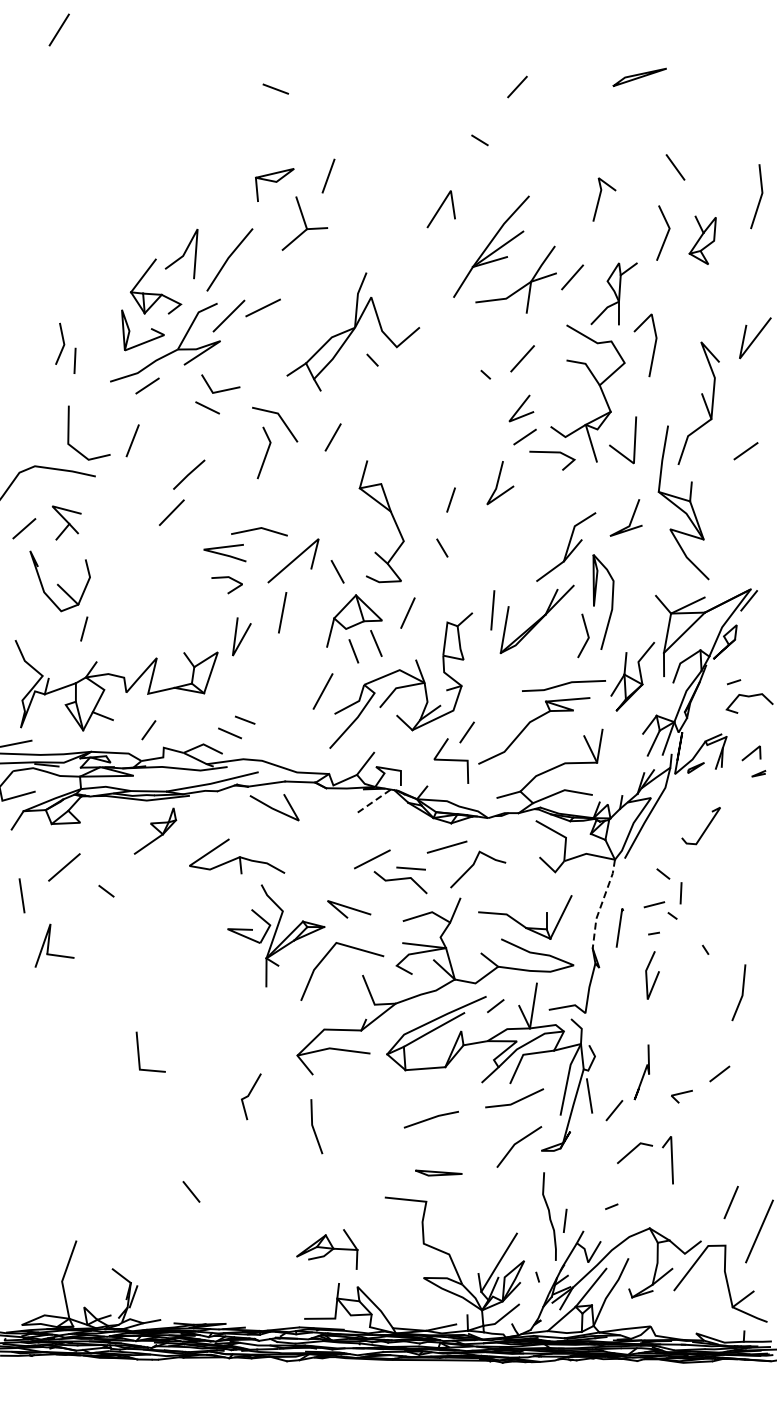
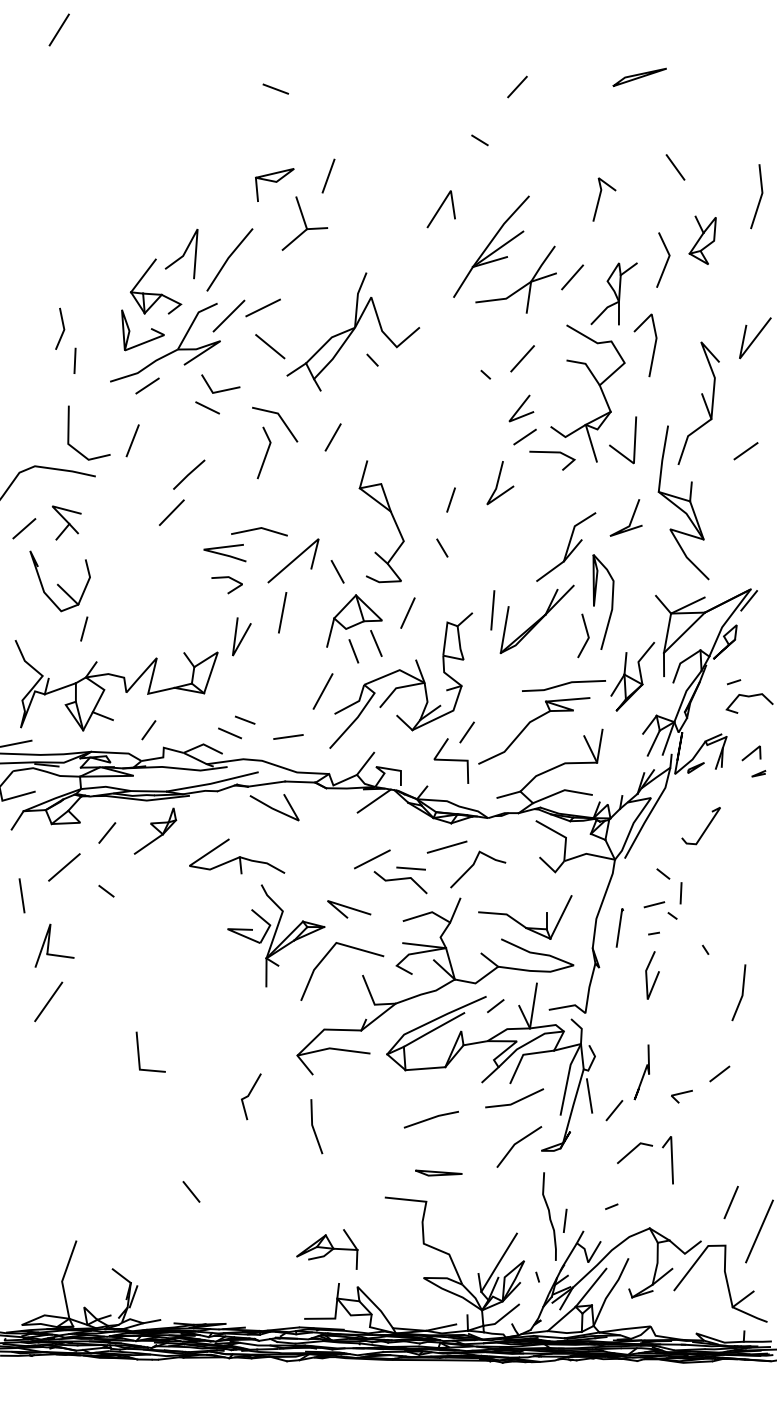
line position: (666, 233) -> (666, 260) (666, 260)
line position: (62, 341) -> (62, 326) (62, 326)
line: none -> present (270, 346)
line: none -> present (288, 737)
line: dashed -> solid (374, 800)
line: none -> present (107, 832)
line: dashed -> solid (601, 904)
line: none -> present (48, 1001)
